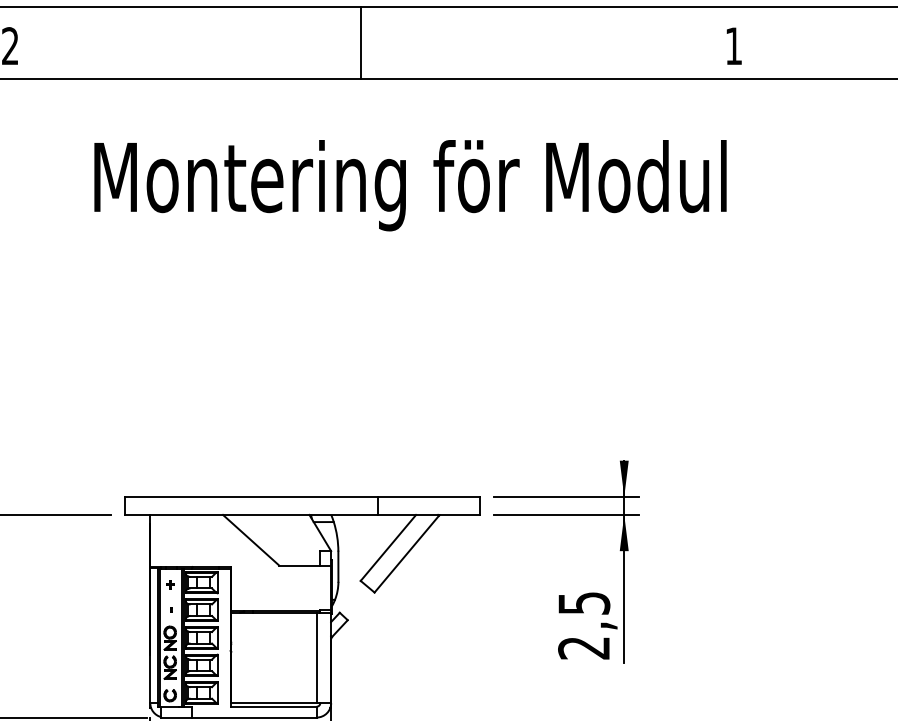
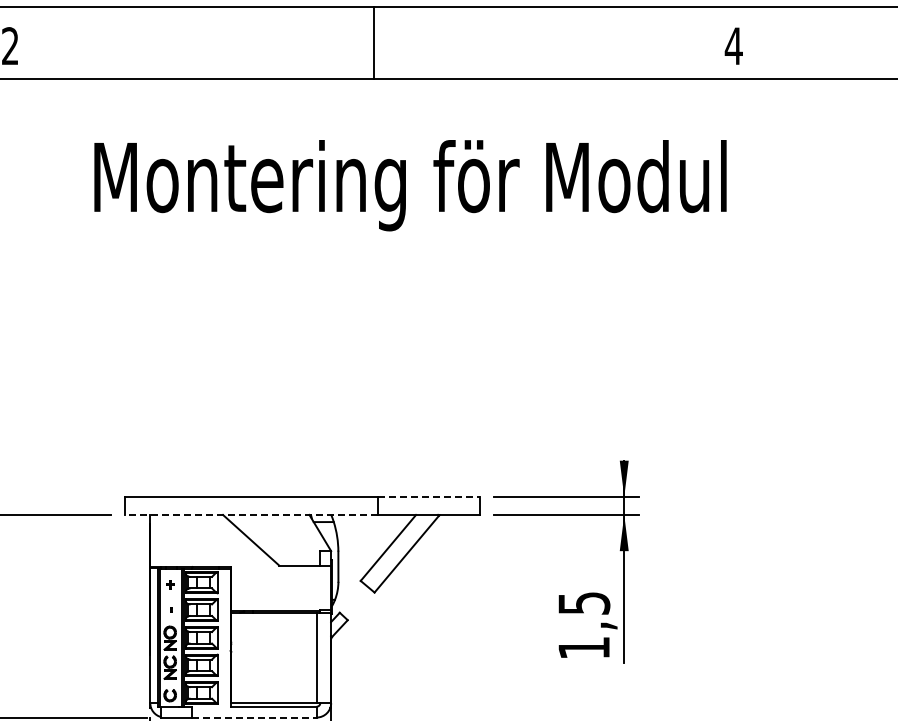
line position: (361, 42) -> (374, 42) (374, 42)
text: 1 -> 4 (733, 45)
line: solid -> dashed (428, 496)
line: solid -> dashed (251, 514)
text: 2,5 -> 1,5 (583, 648)
line: solid -> dashed (254, 717)
